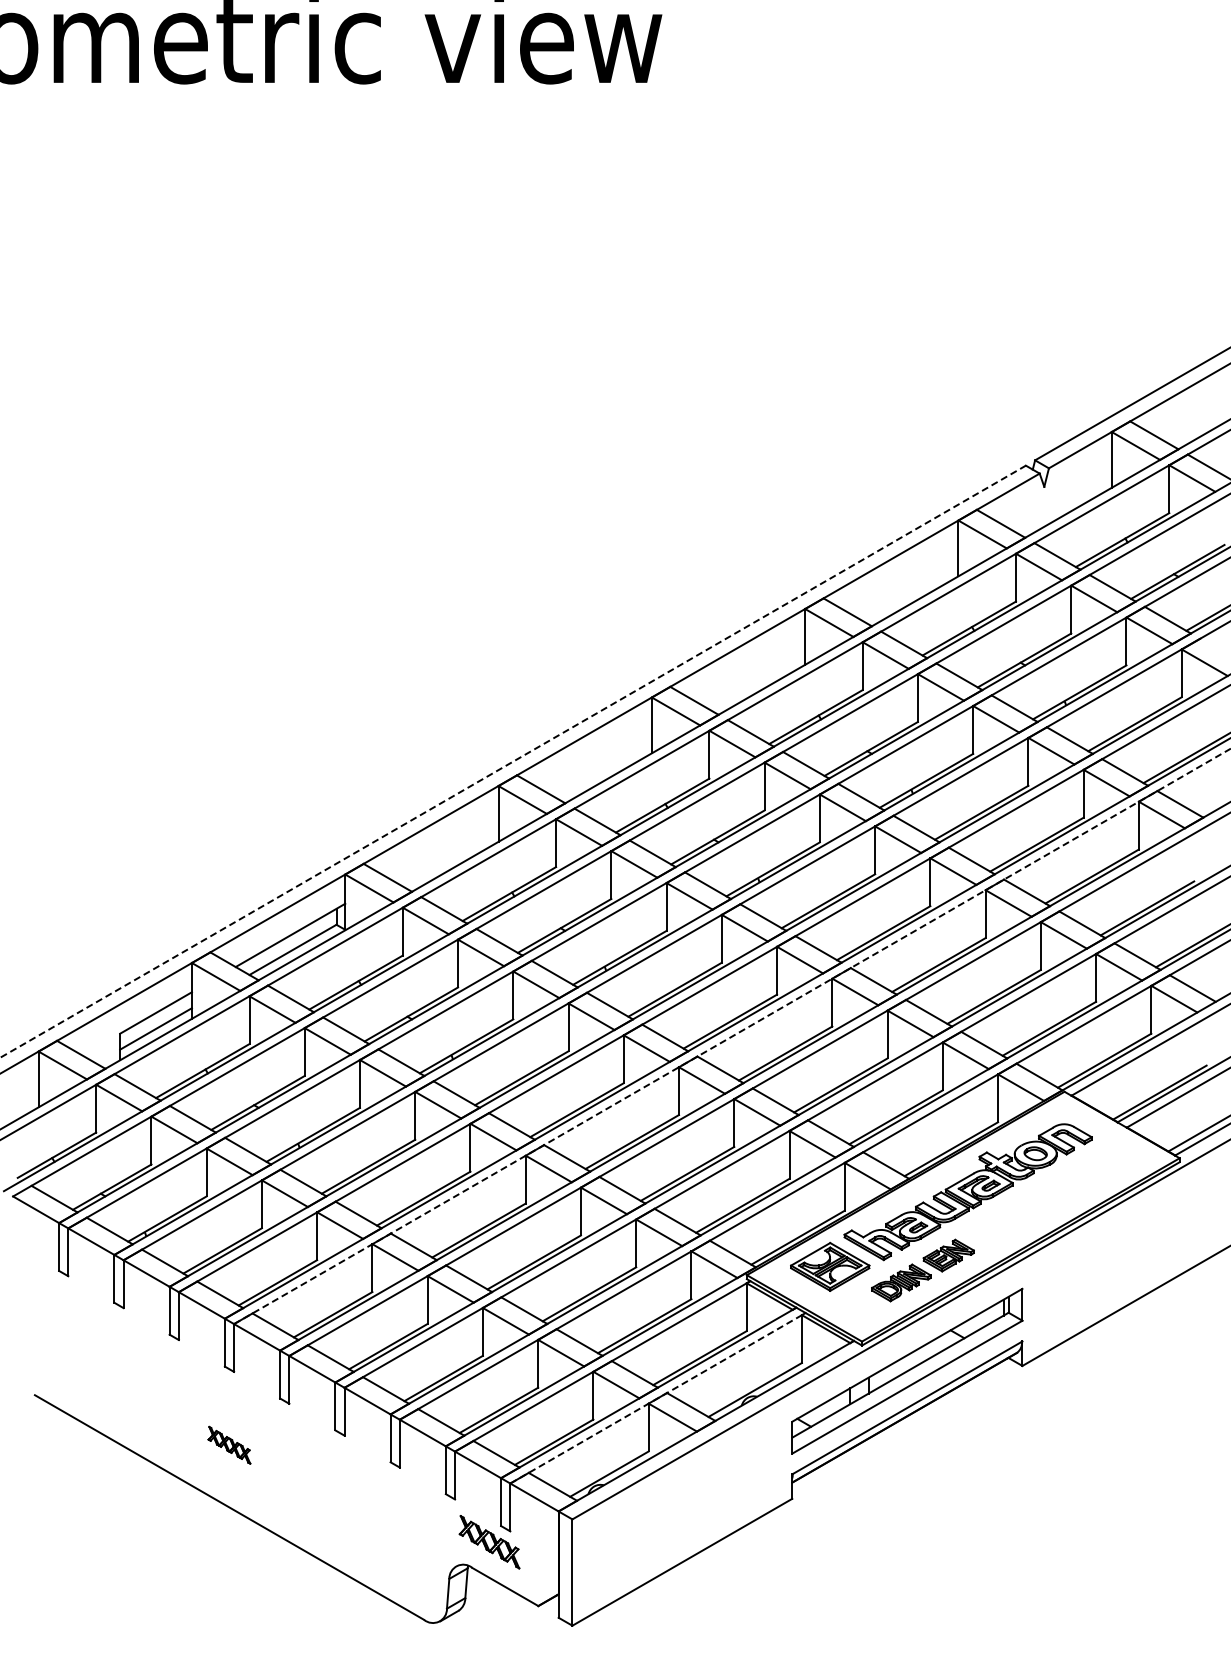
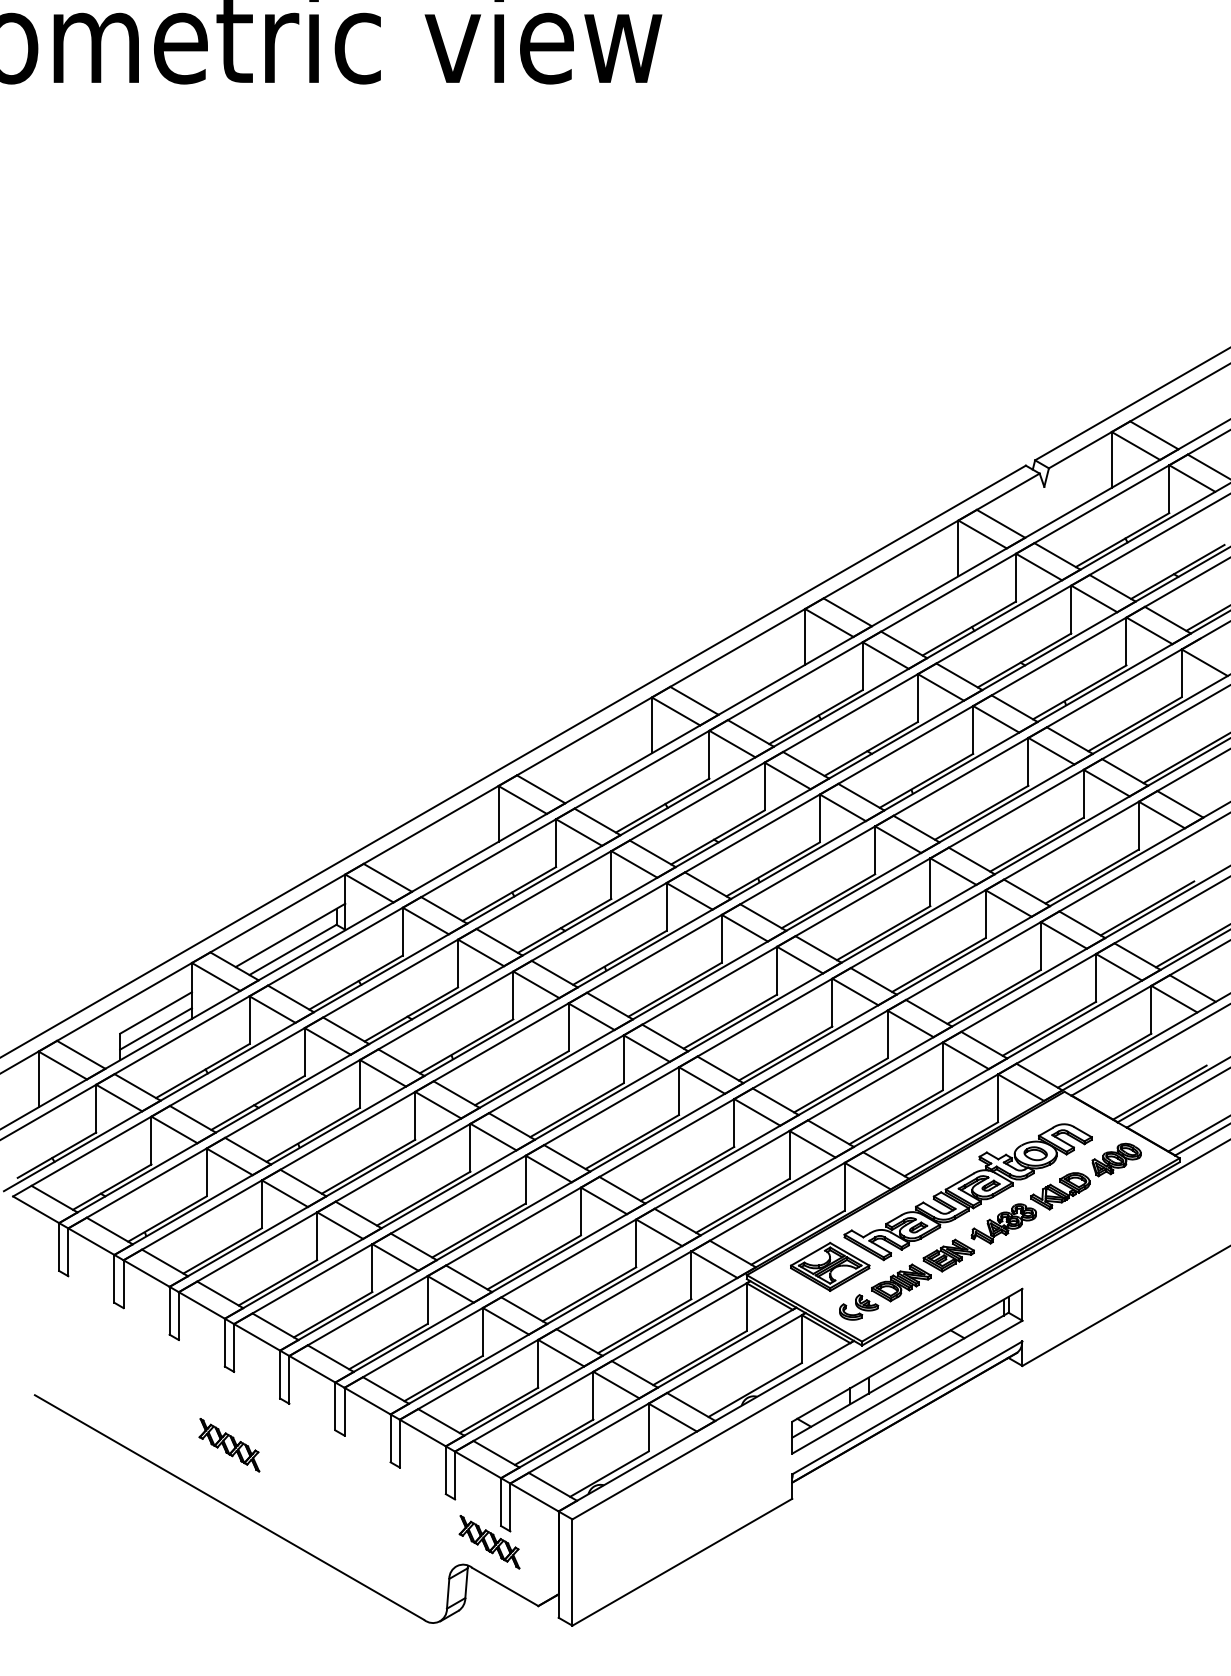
line: dashed -> solid (513, 761)
line: dashed -> solid (732, 1036)
part: none -> present (1055, 1193)
part: none -> present (859, 1307)
line: dashed -> solid (657, 1398)
part size: 45x40 px -> 63x55 px (229, 1445)
